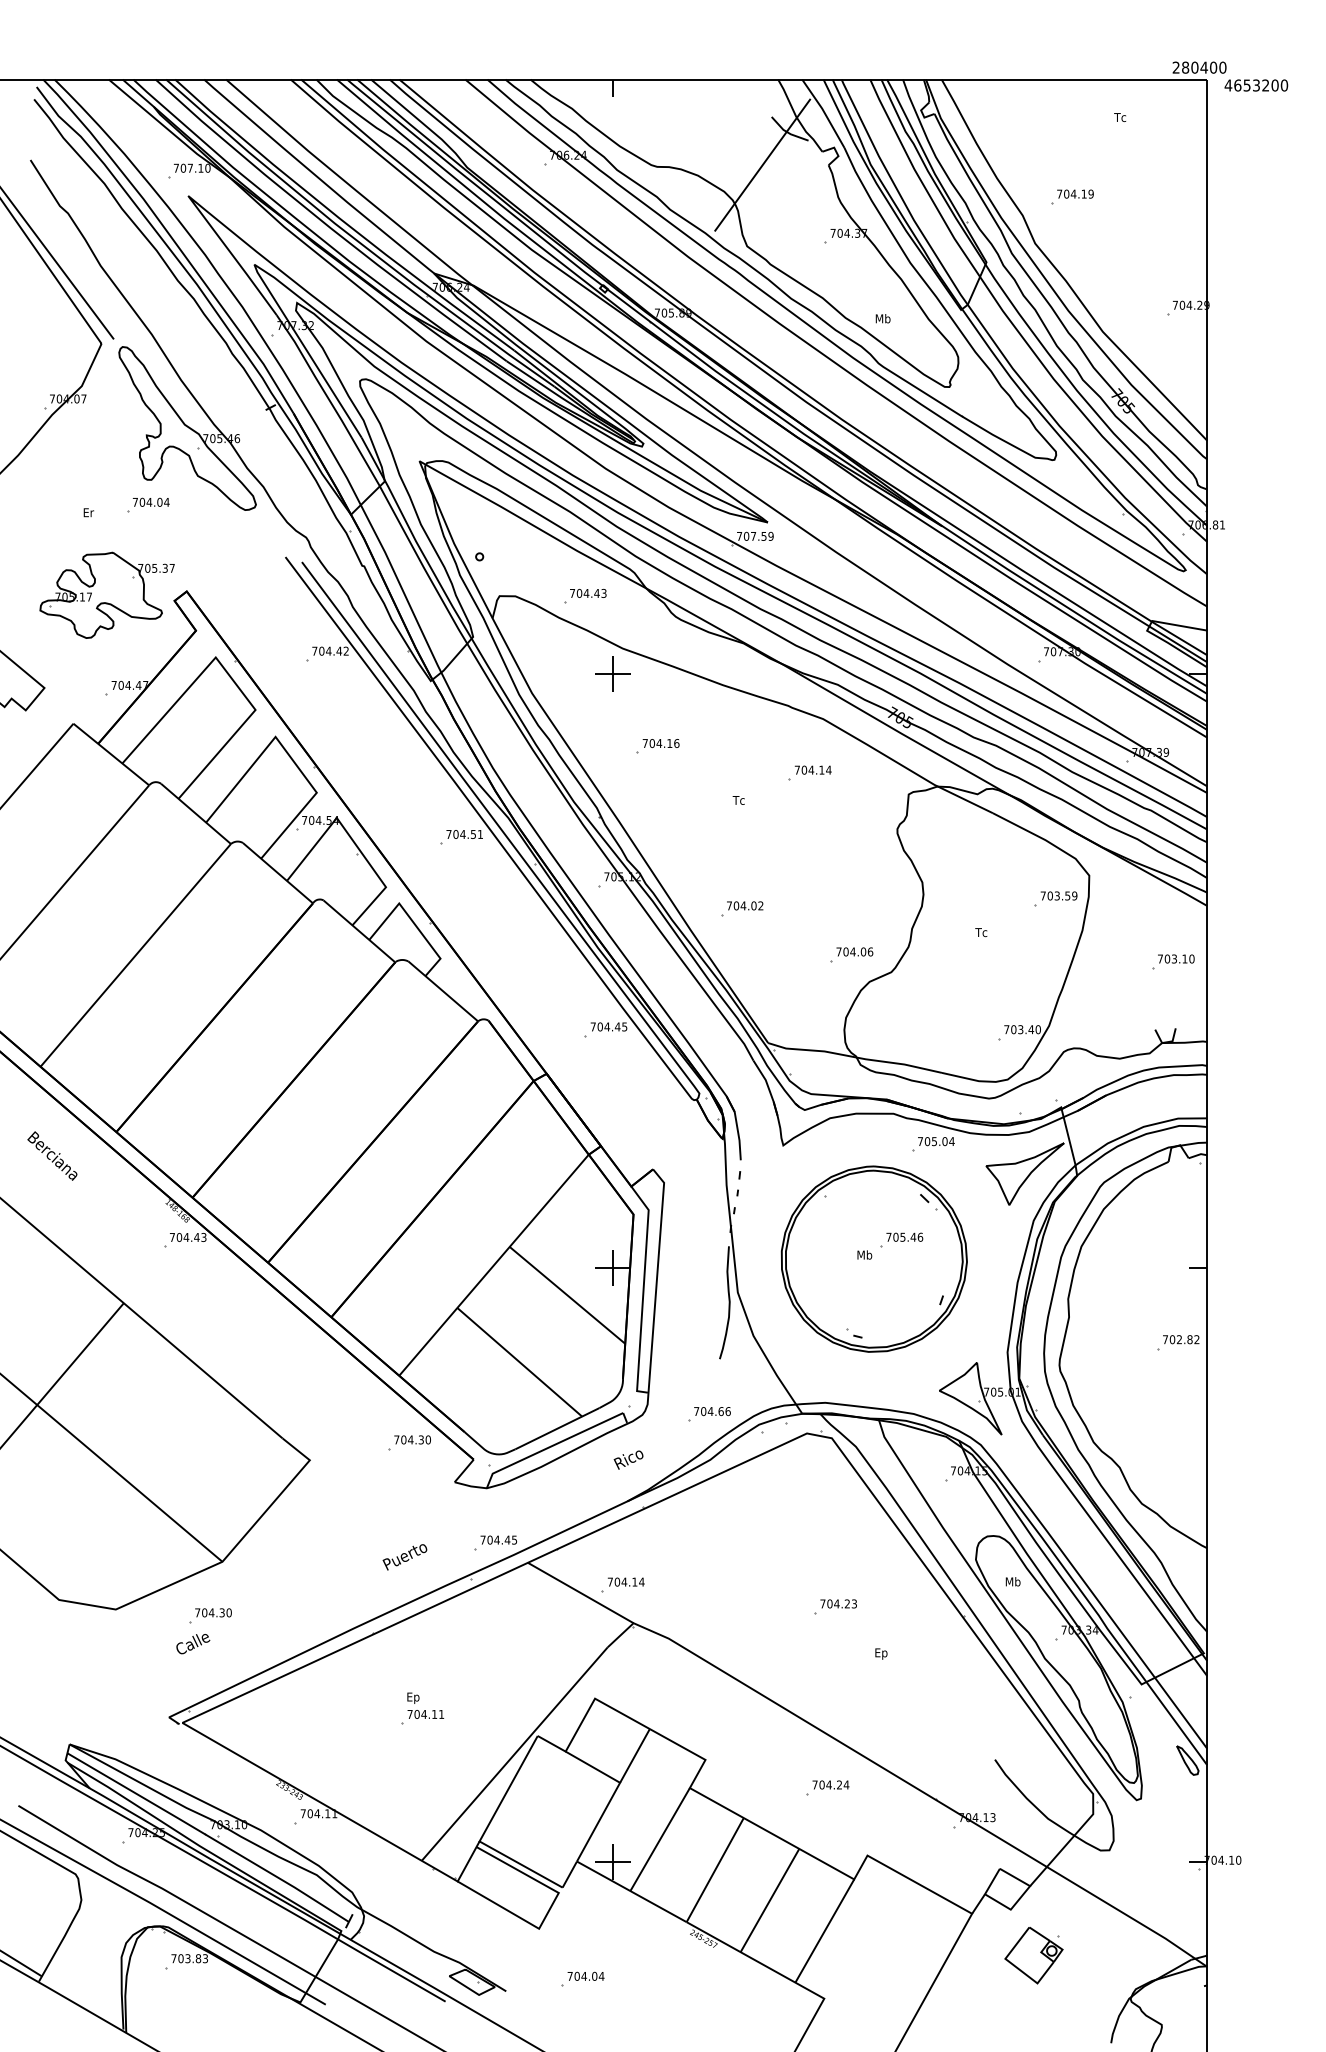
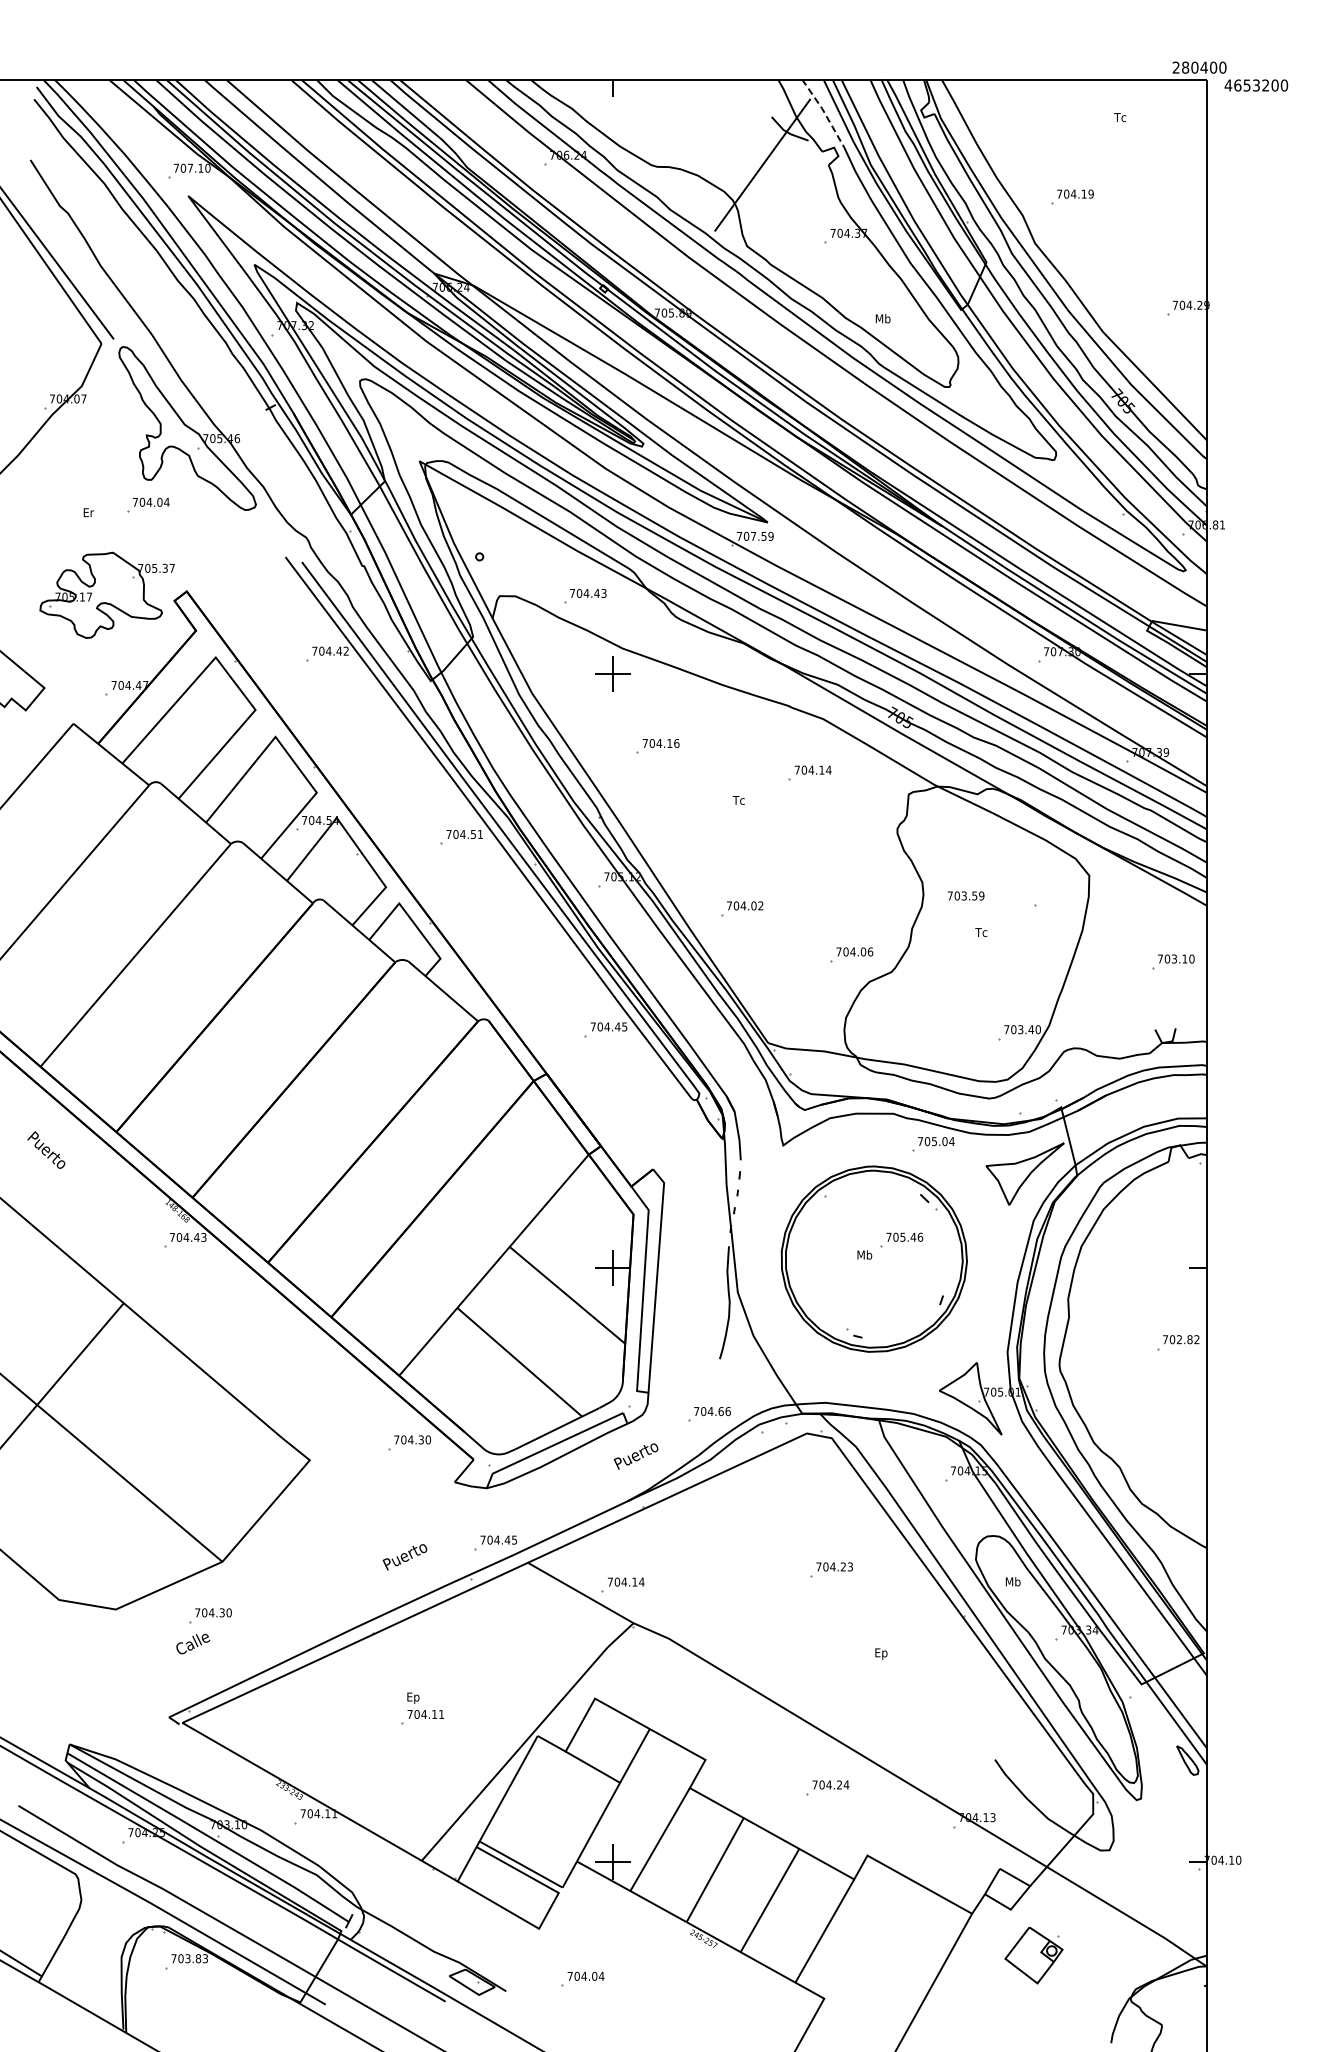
line: solid -> dashed (824, 112)
text position: (1058, 895) -> (965, 895) (965, 895)
text: Berciana -> Puerto (52, 1157)
text: Rico -> Puerto (637, 1454)
part position: (835, 1606) -> (831, 1569) (831, 1569)
